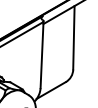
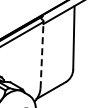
line: solid -> dashed (42, 54)
